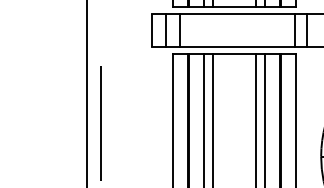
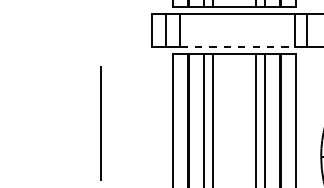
line: solid -> dashed (238, 46)
line: present -> none (86, 93)
